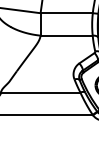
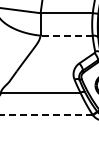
line: solid -> dashed (66, 35)
line: solid -> dashed (45, 114)
